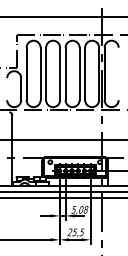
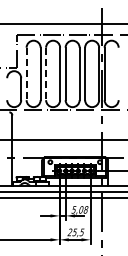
line position: (63, 16) -> (63, 23) (63, 23)
line: solid -> dashed (26, 74)
line: solid -> dashed (46, 74)
